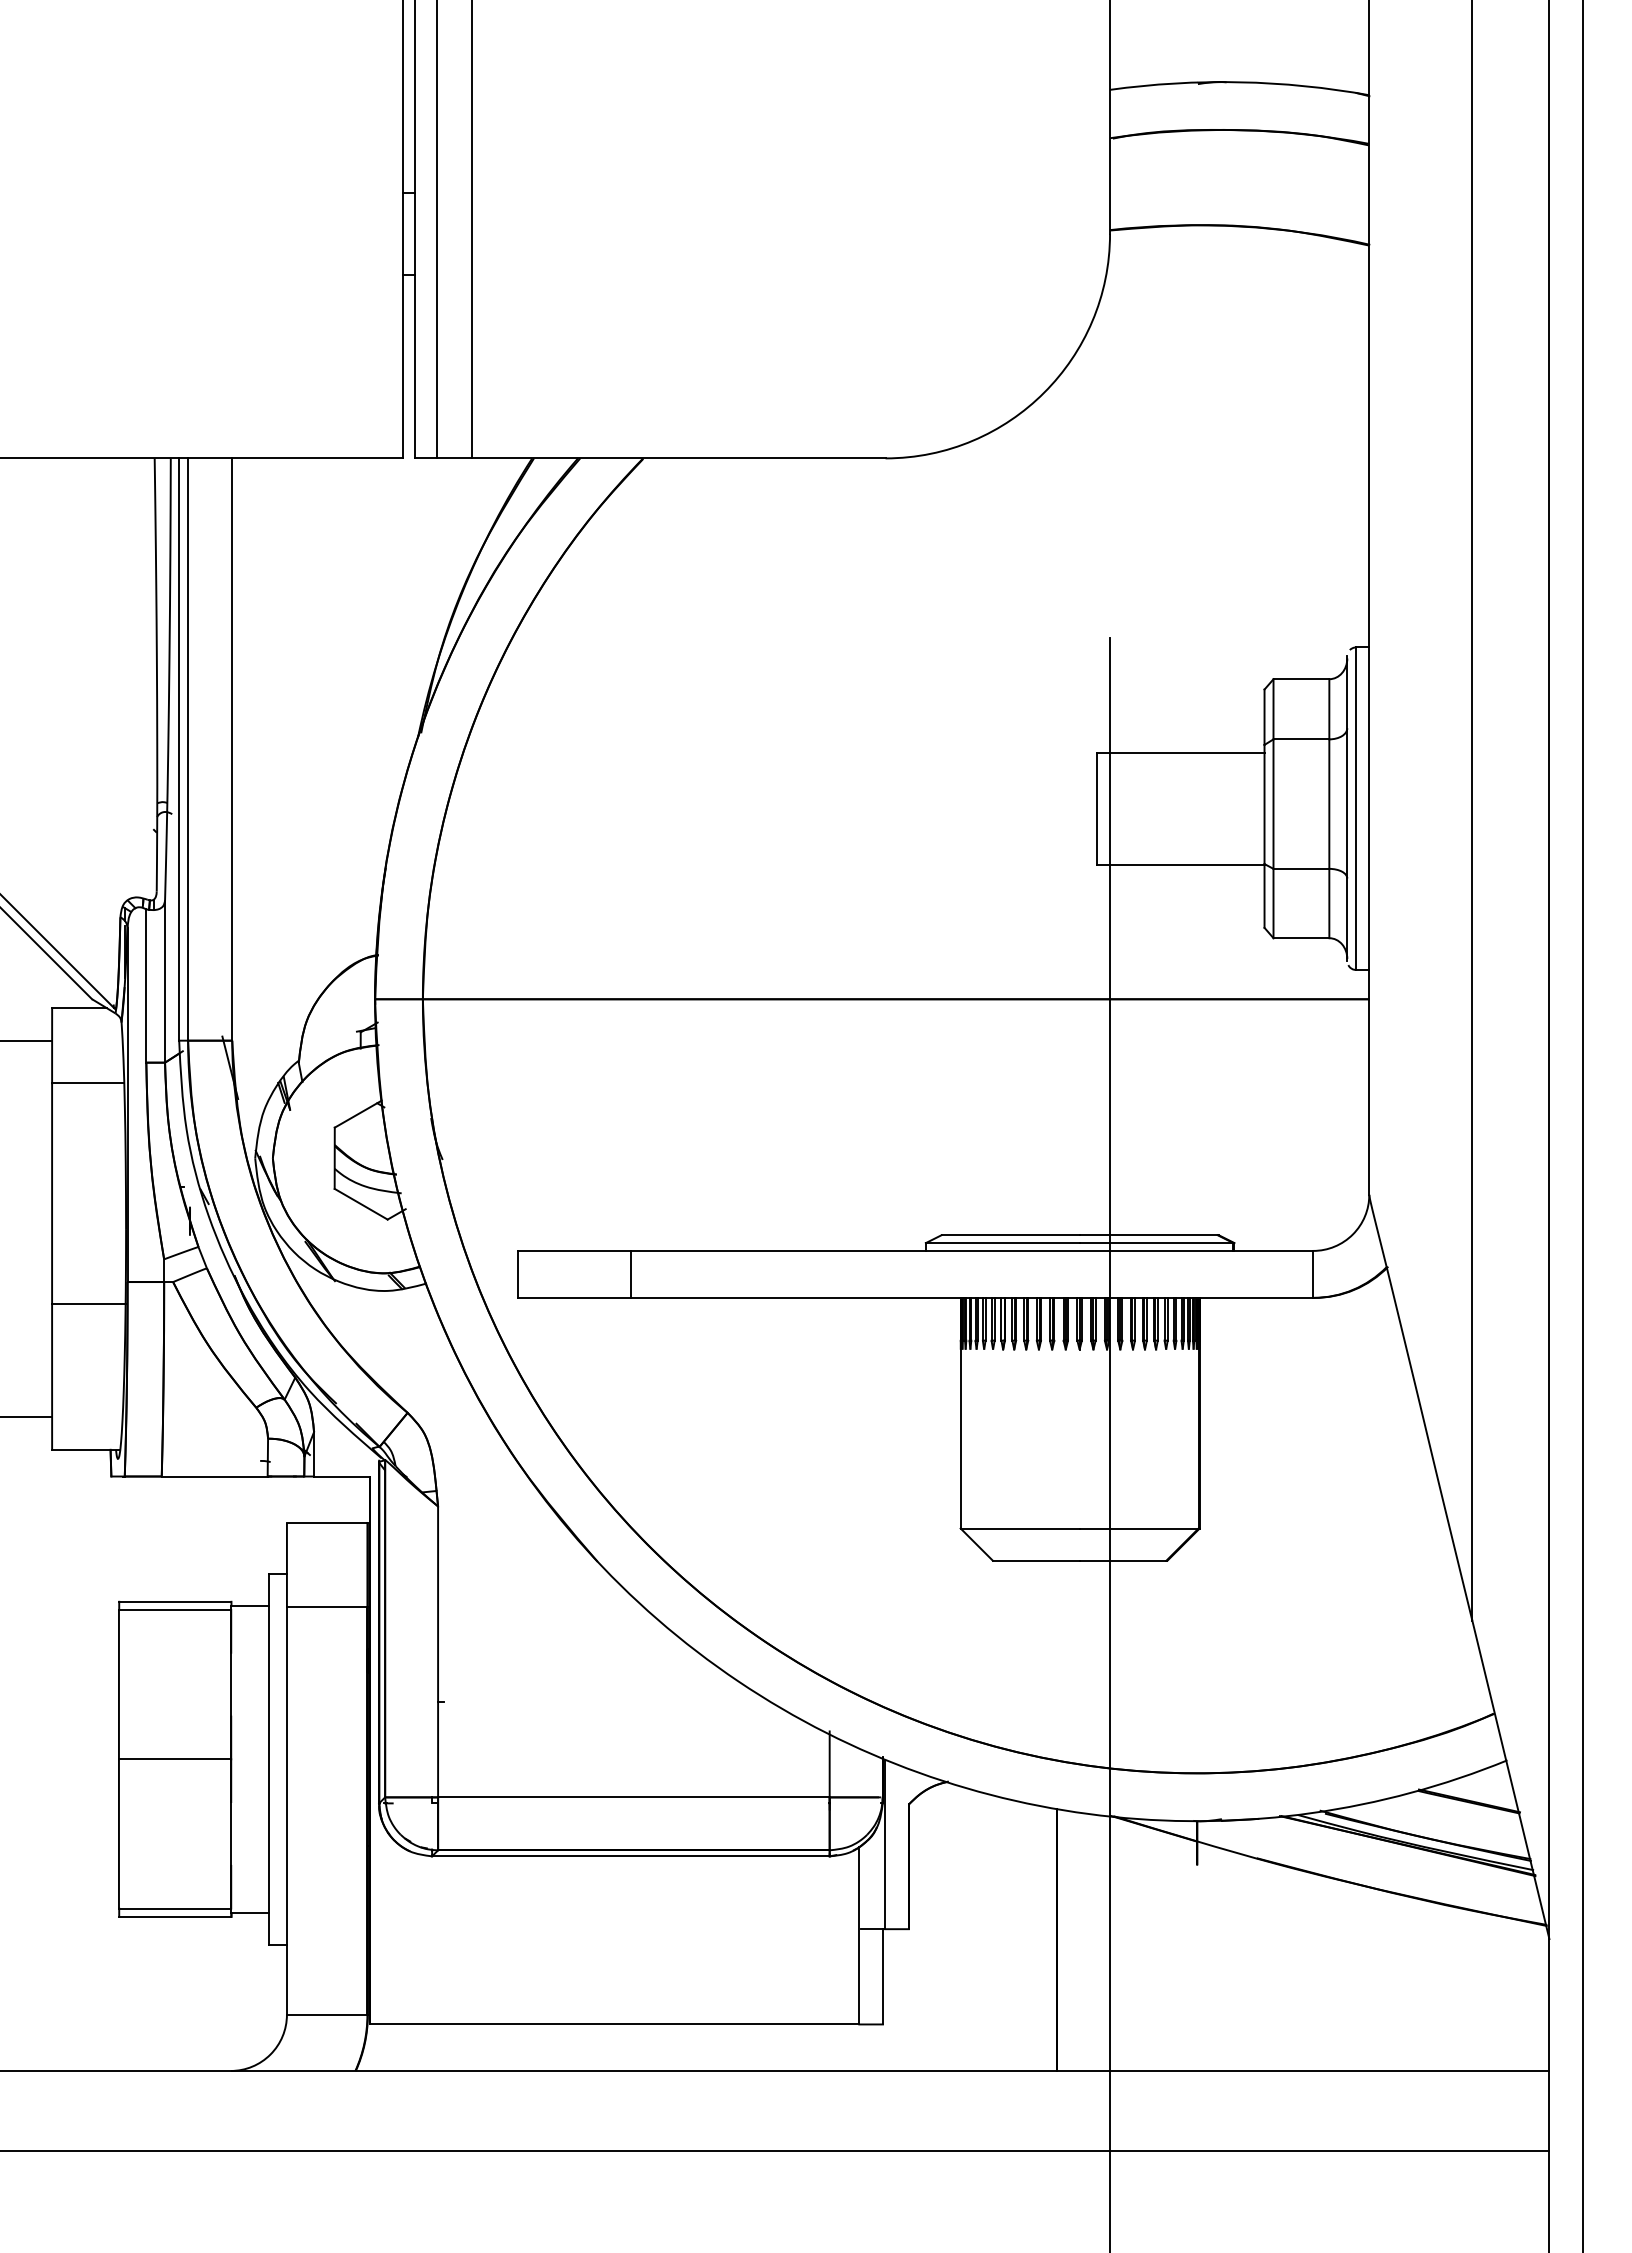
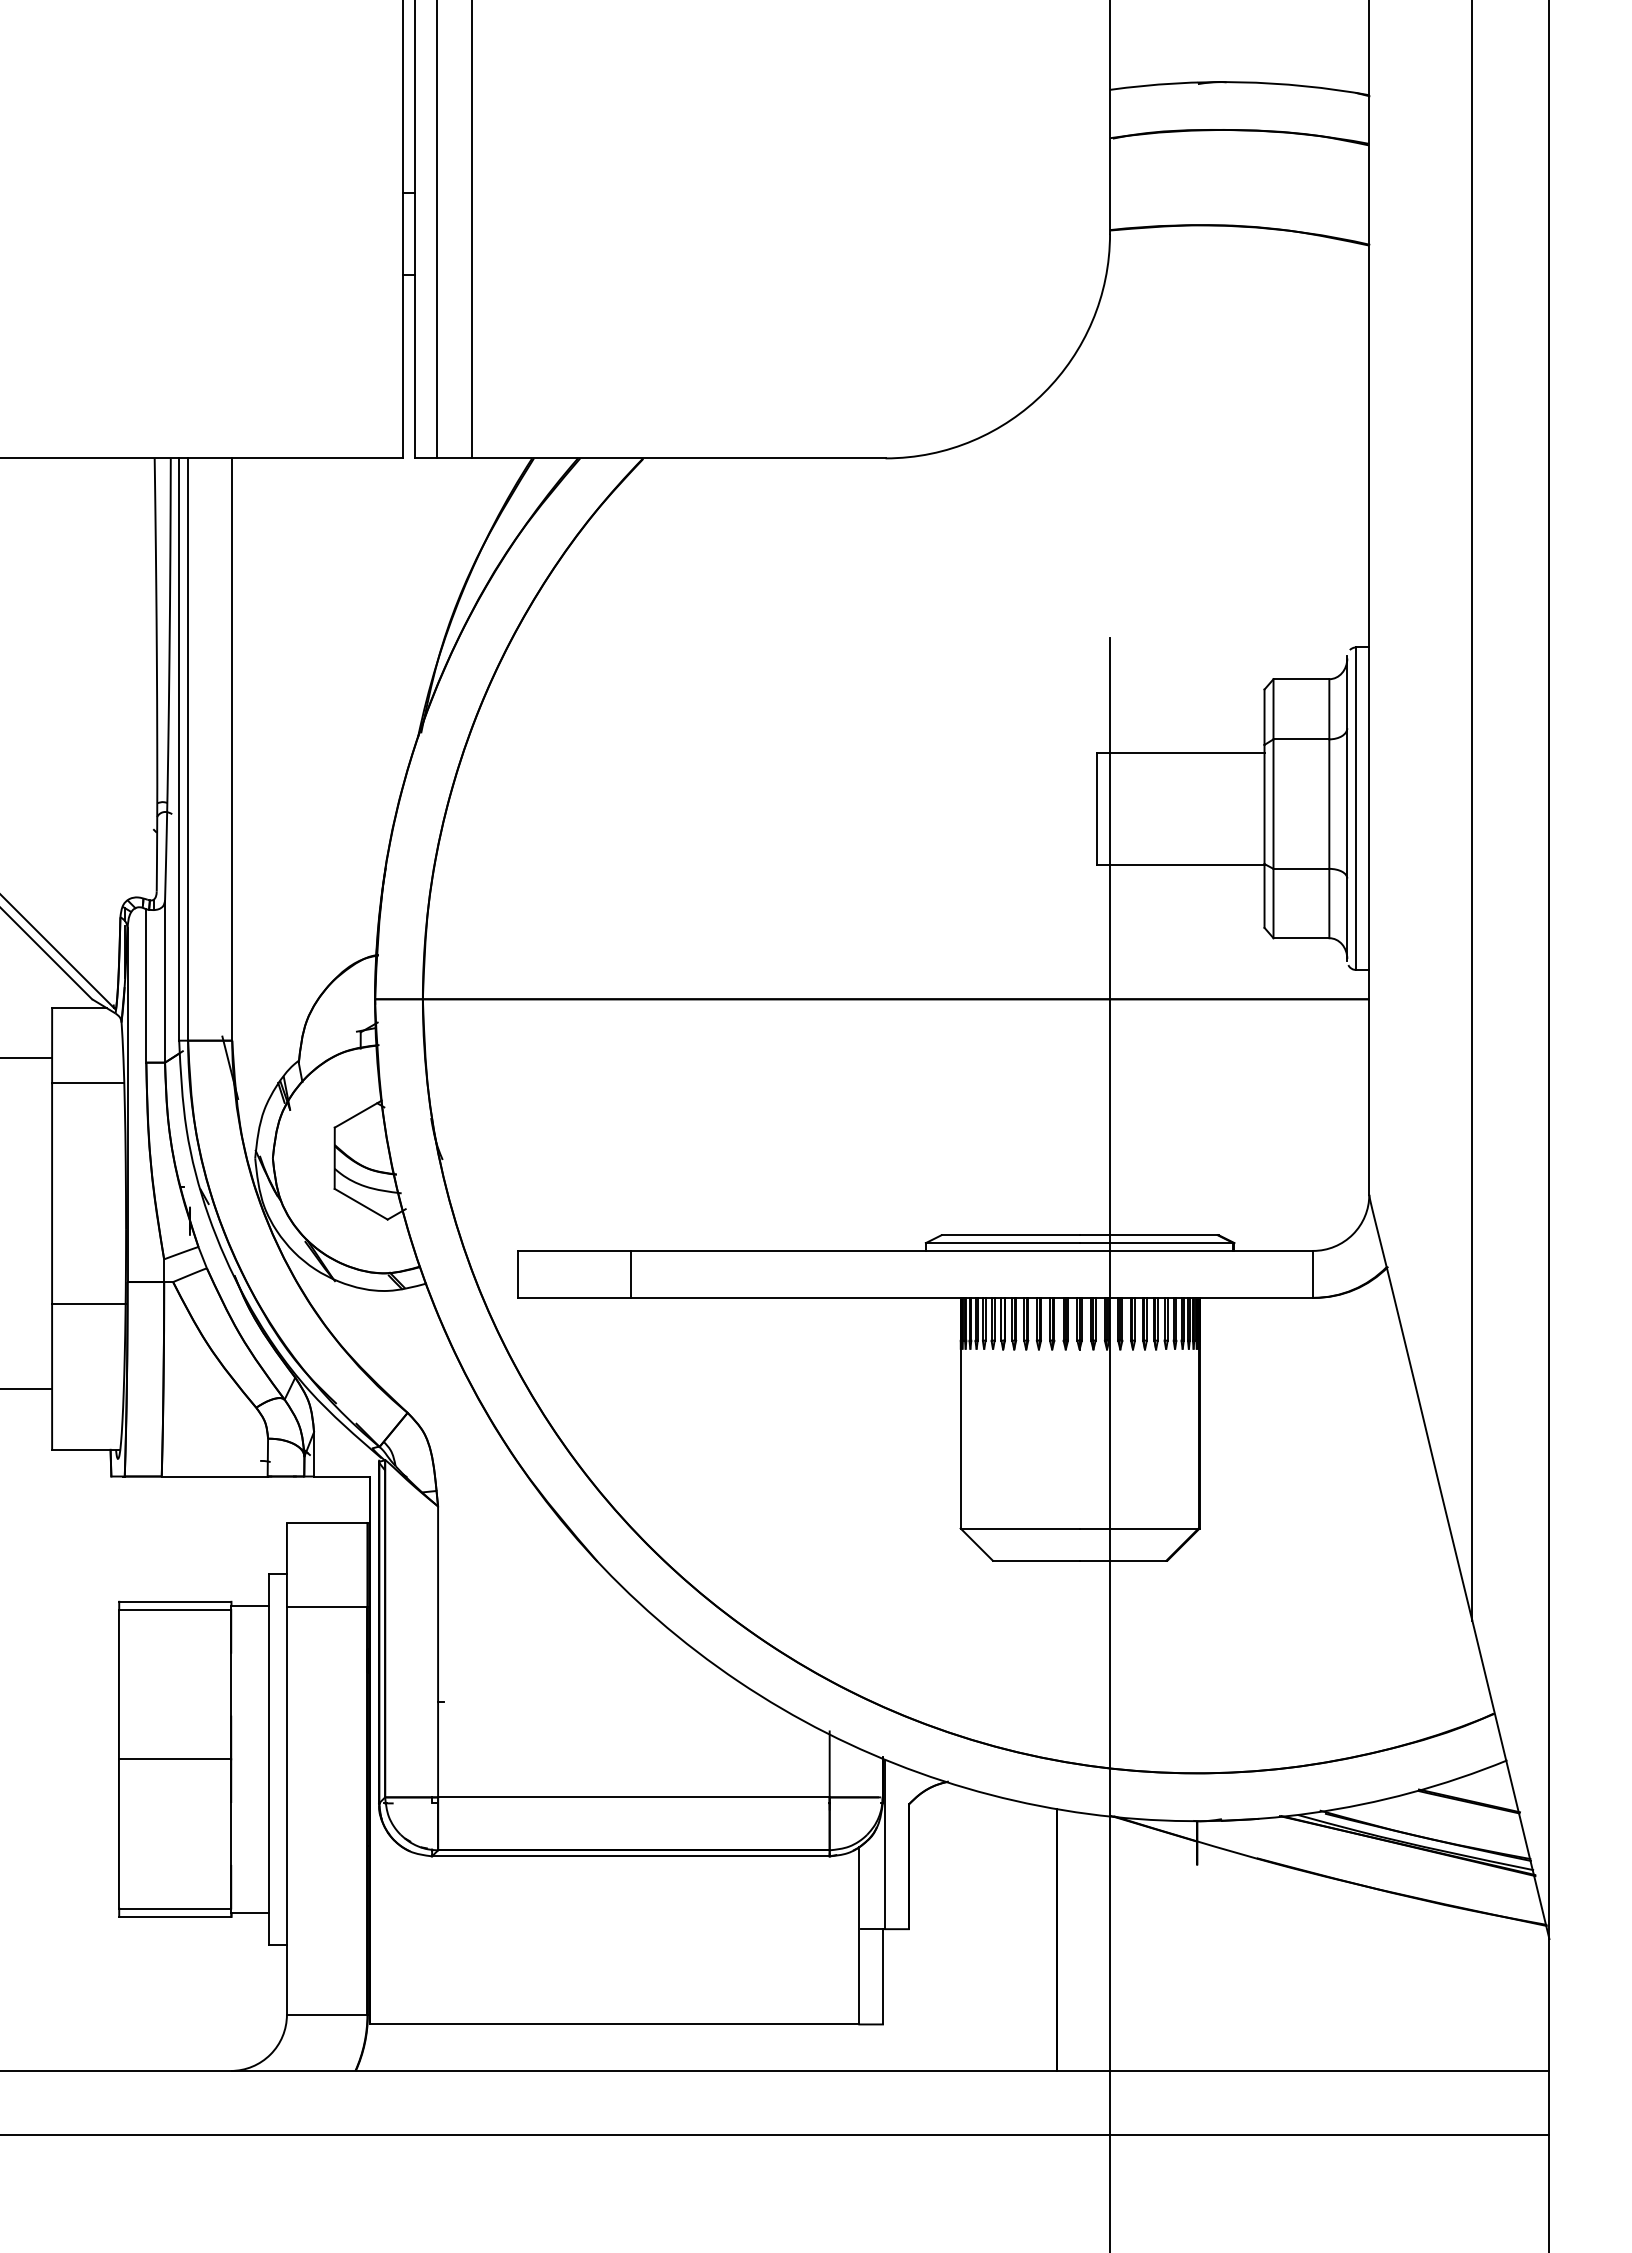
line position: (27, 1040) -> (27, 1057) (27, 1057)
line: present -> none (1582, 1125)
line position: (27, 1417) -> (27, 1389) (27, 1389)
line position: (775, 2151) -> (775, 2135) (775, 2135)
